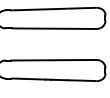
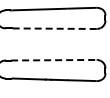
line: solid -> dashed (54, 28)
line: solid -> dashed (53, 60)
